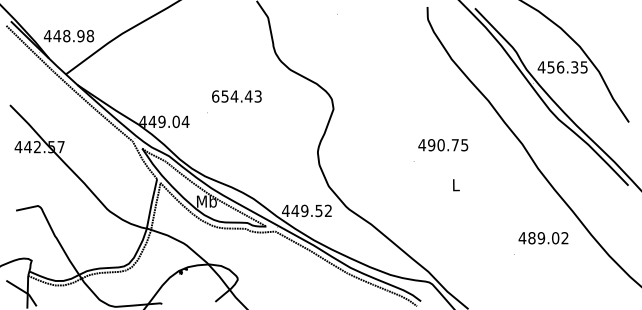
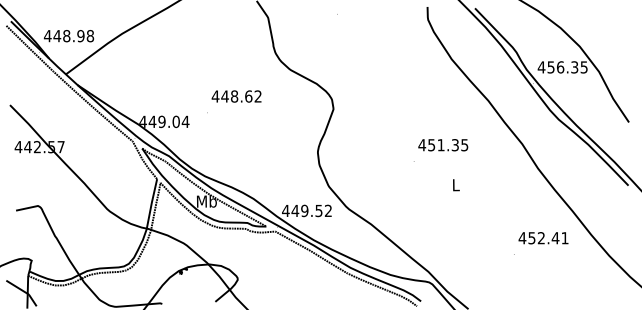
text: 654.43 -> 448.62 (236, 96)
text: 490.75 -> 451.35 (443, 145)
text: 489.02 -> 452.41 (548, 238)
